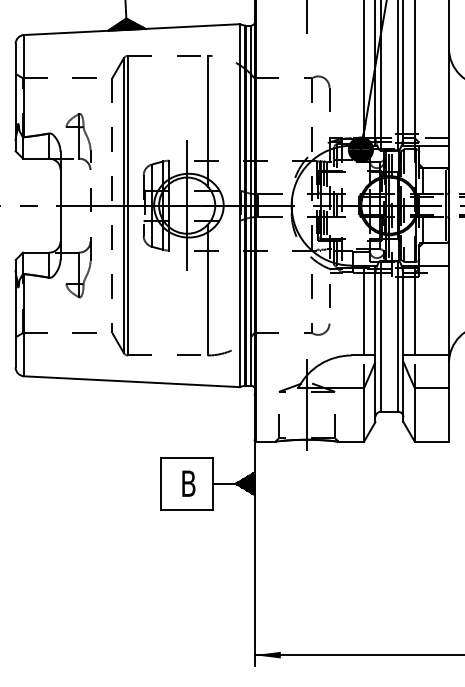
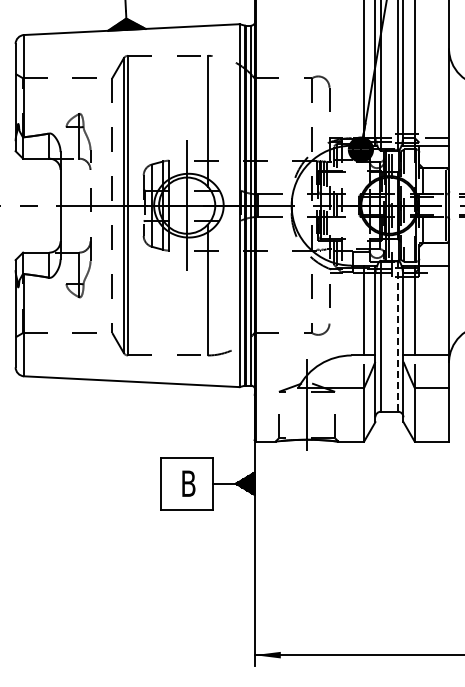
line: present -> none (307, 18)
line: solid -> dashed (397, 336)
